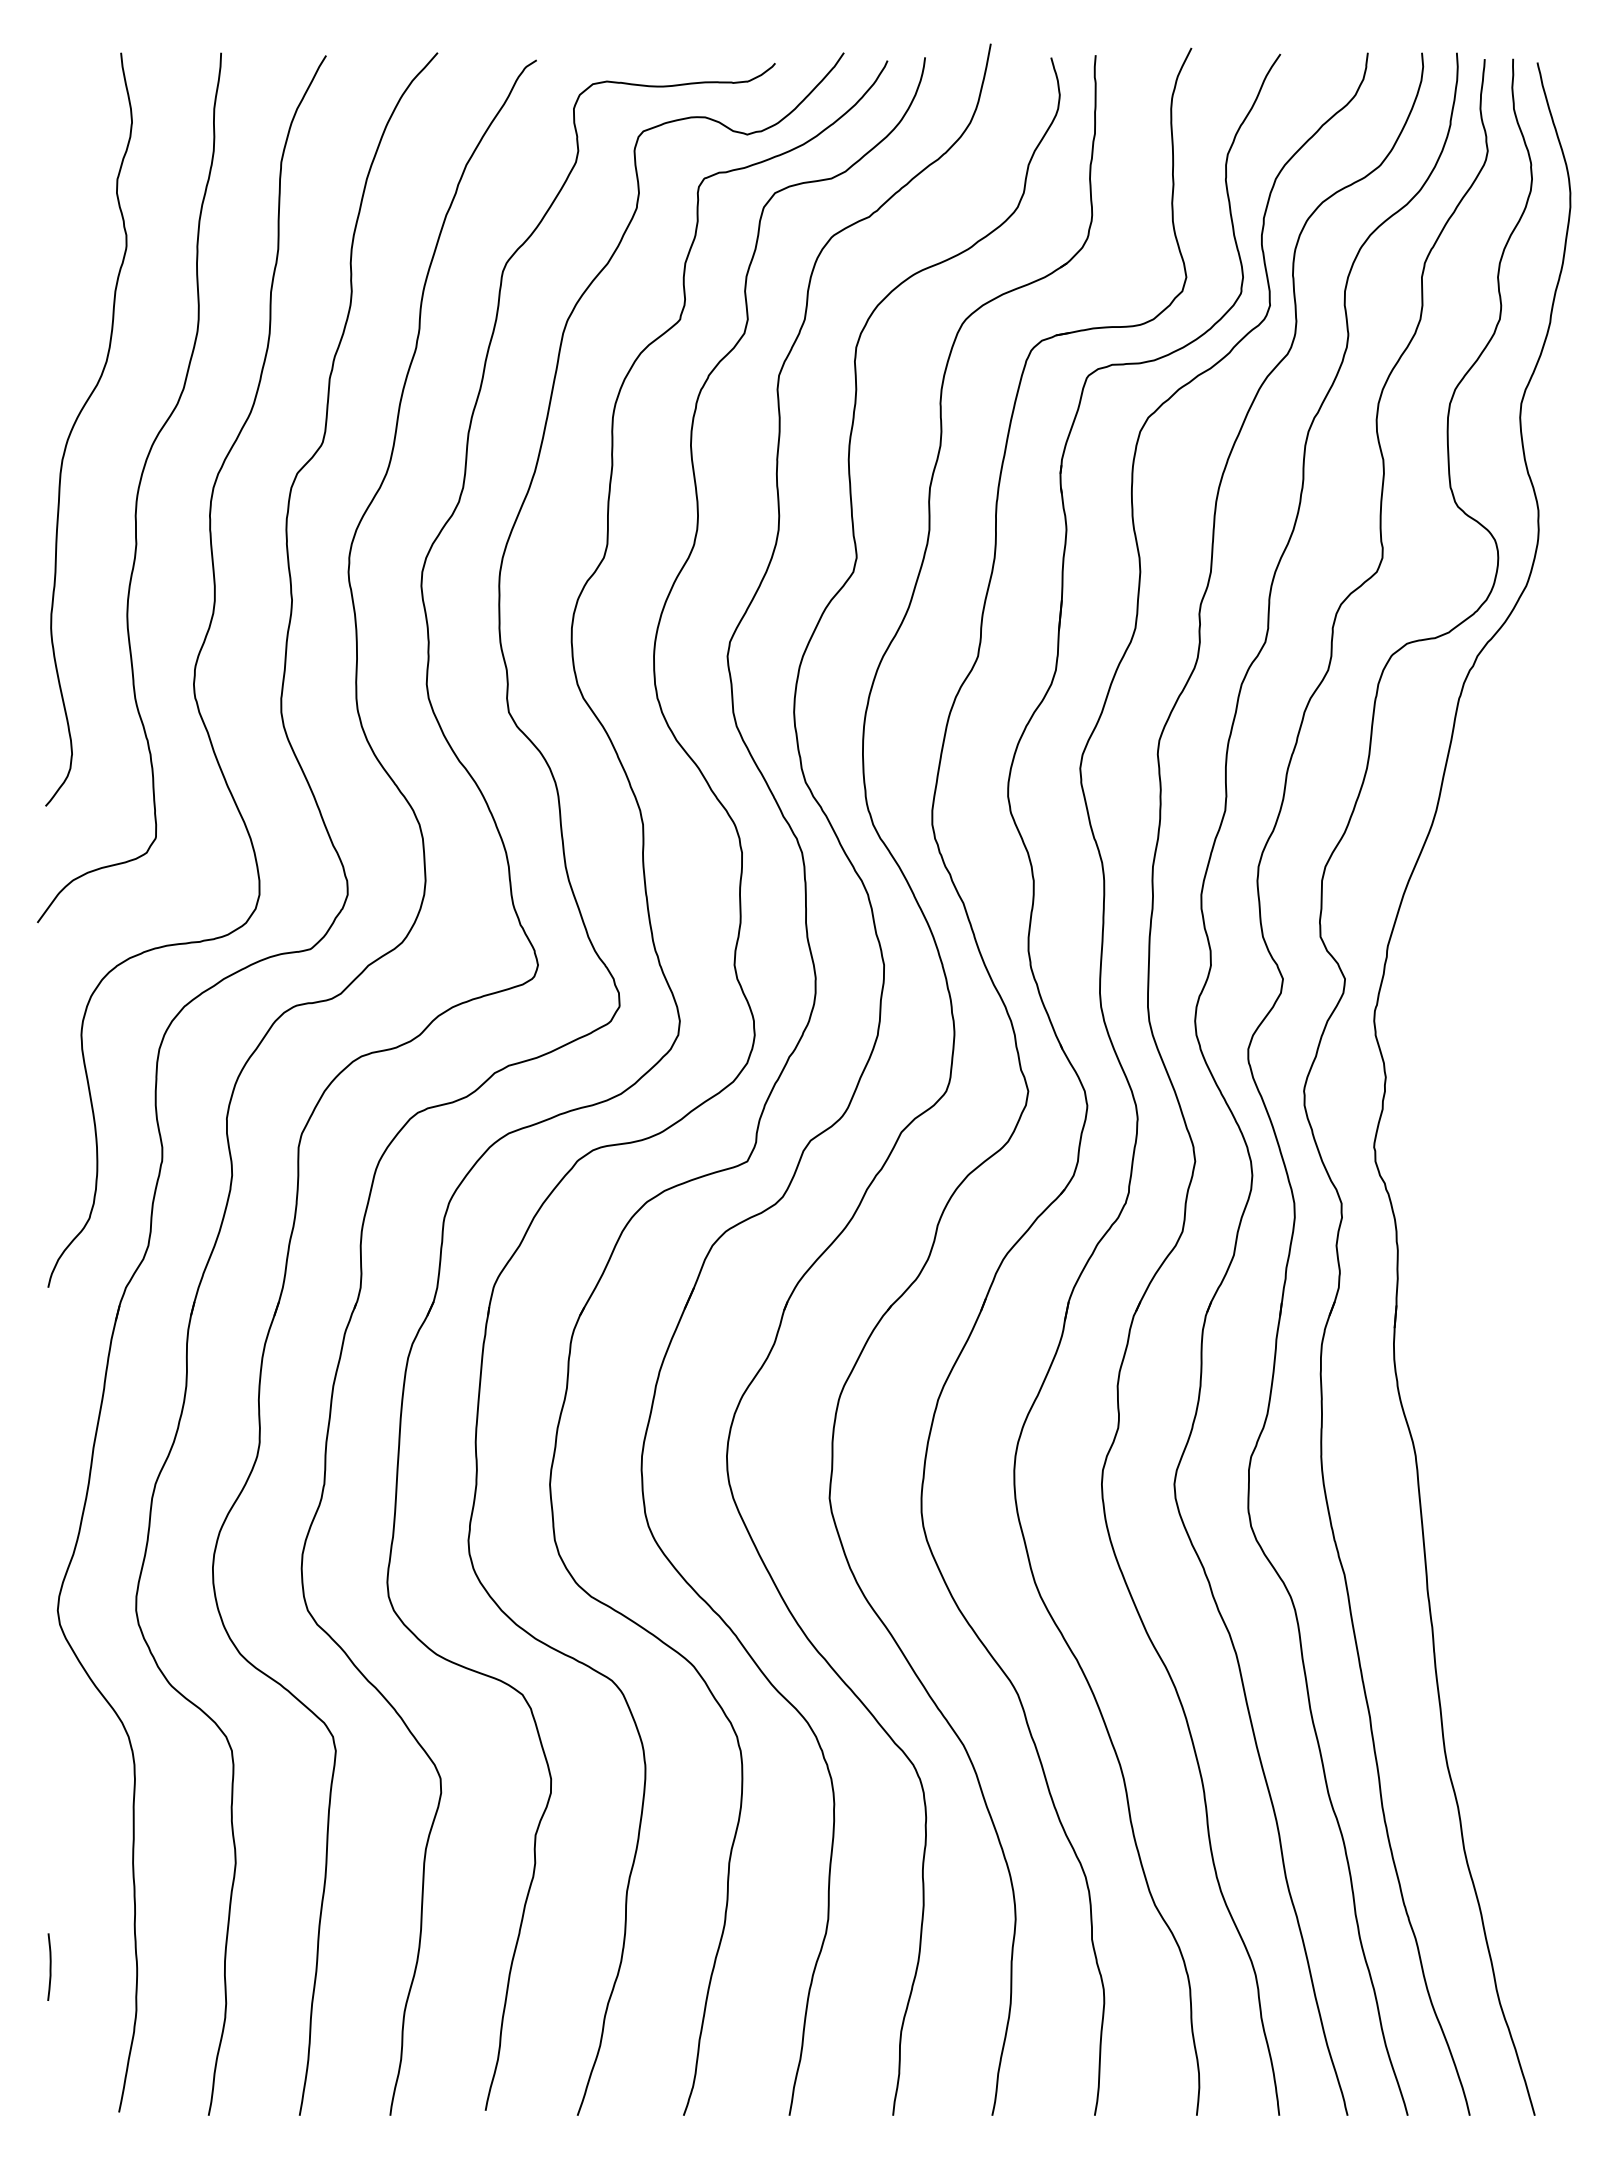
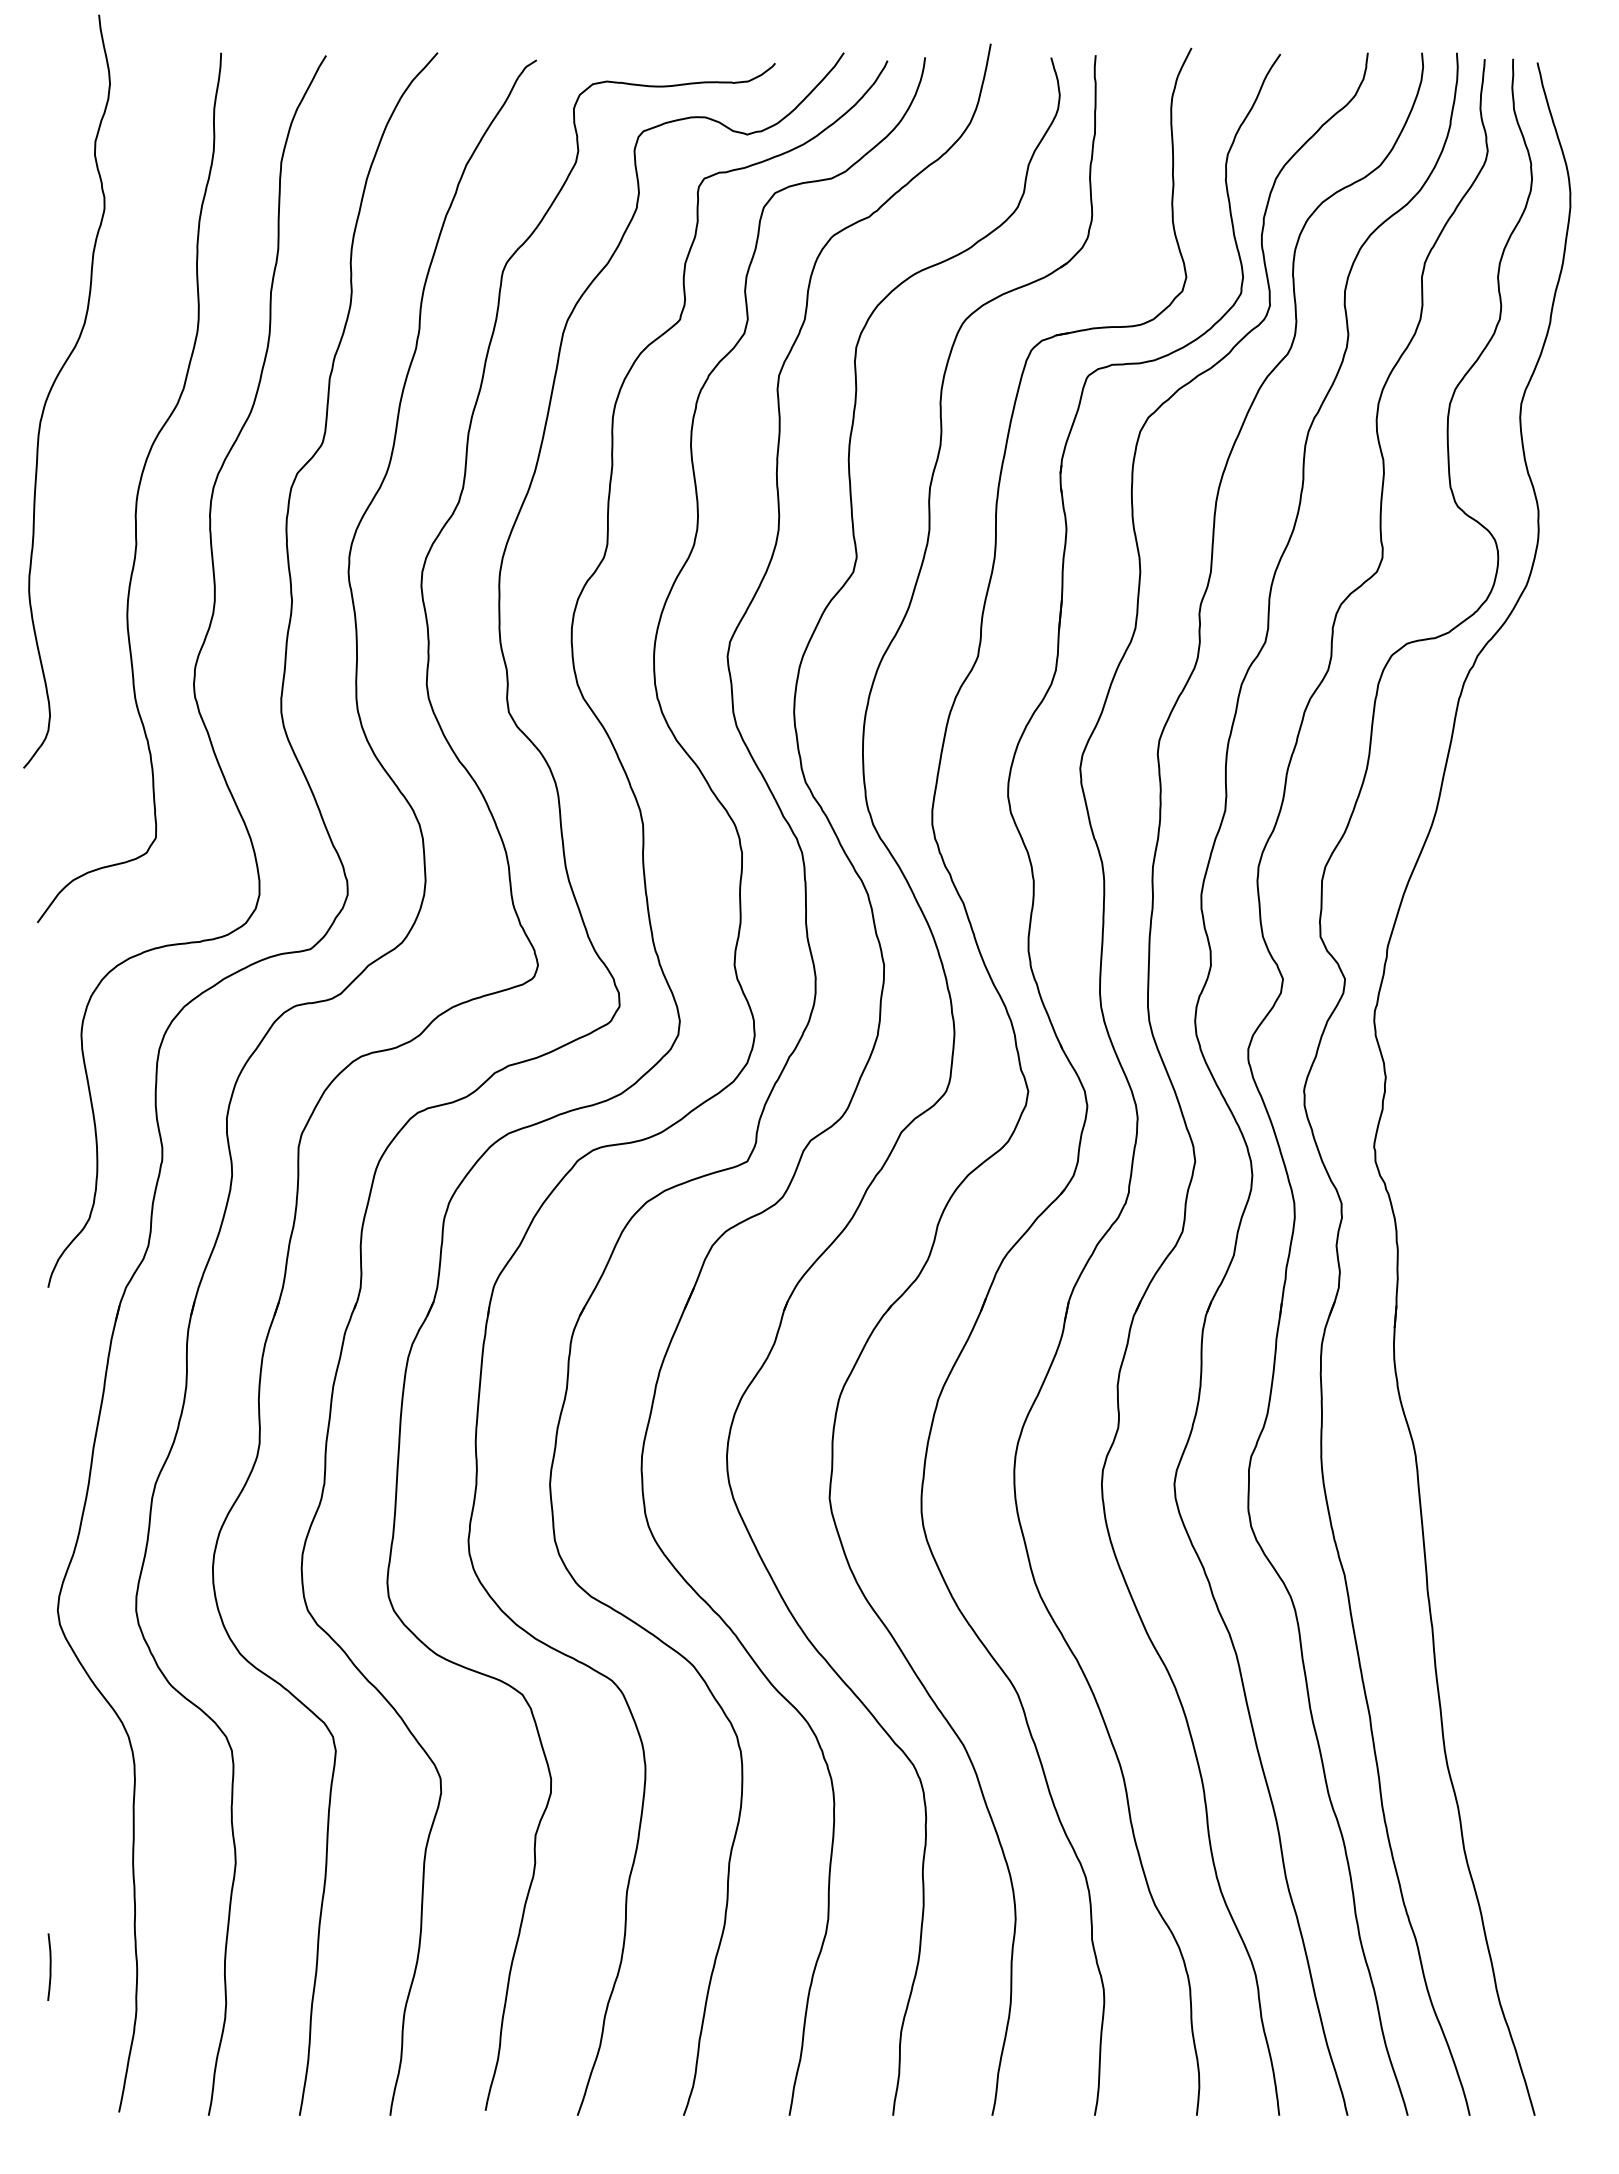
curve position: (76, 422) -> (54, 384) (54, 384)
